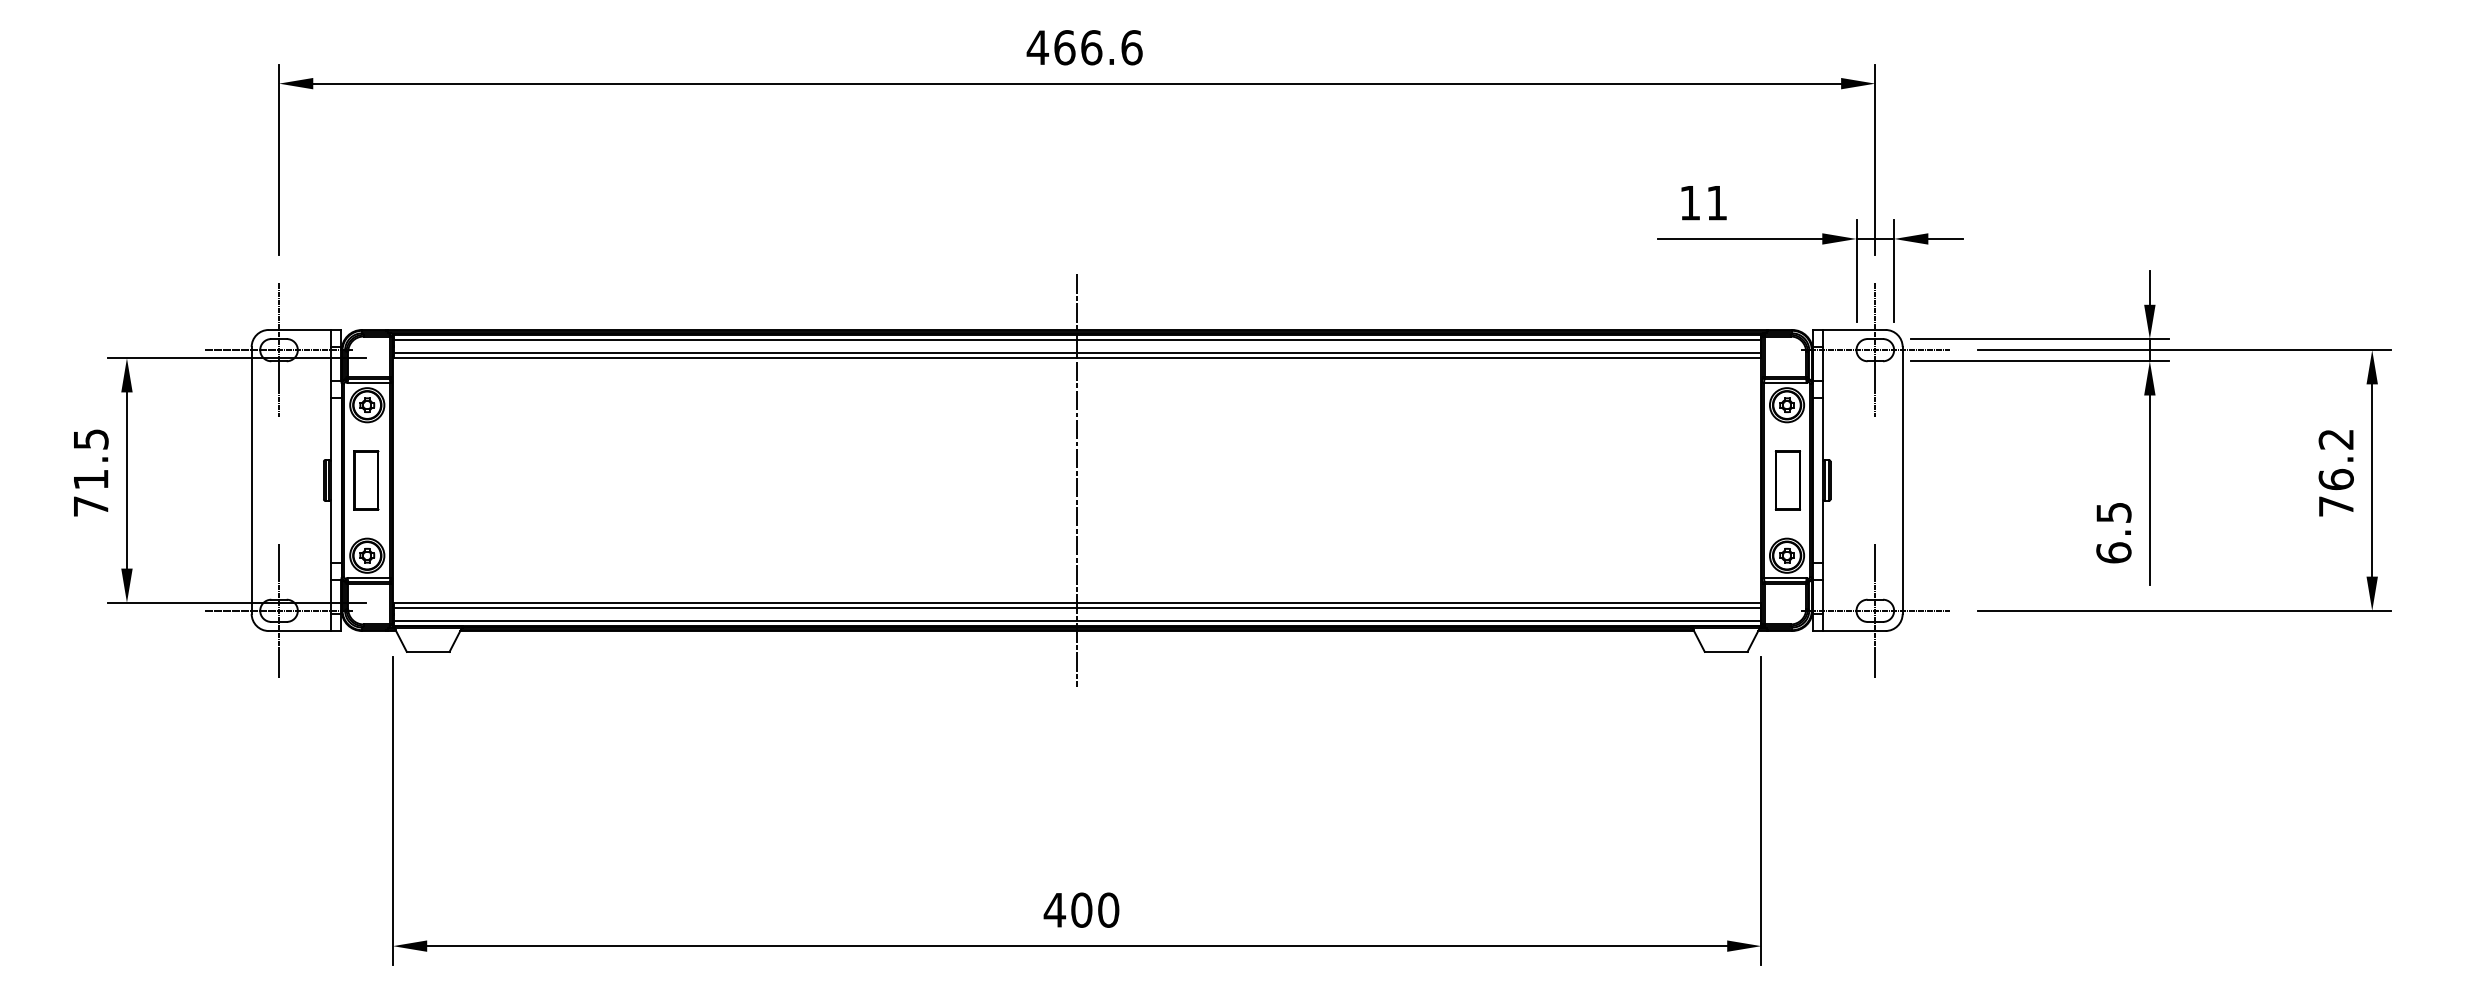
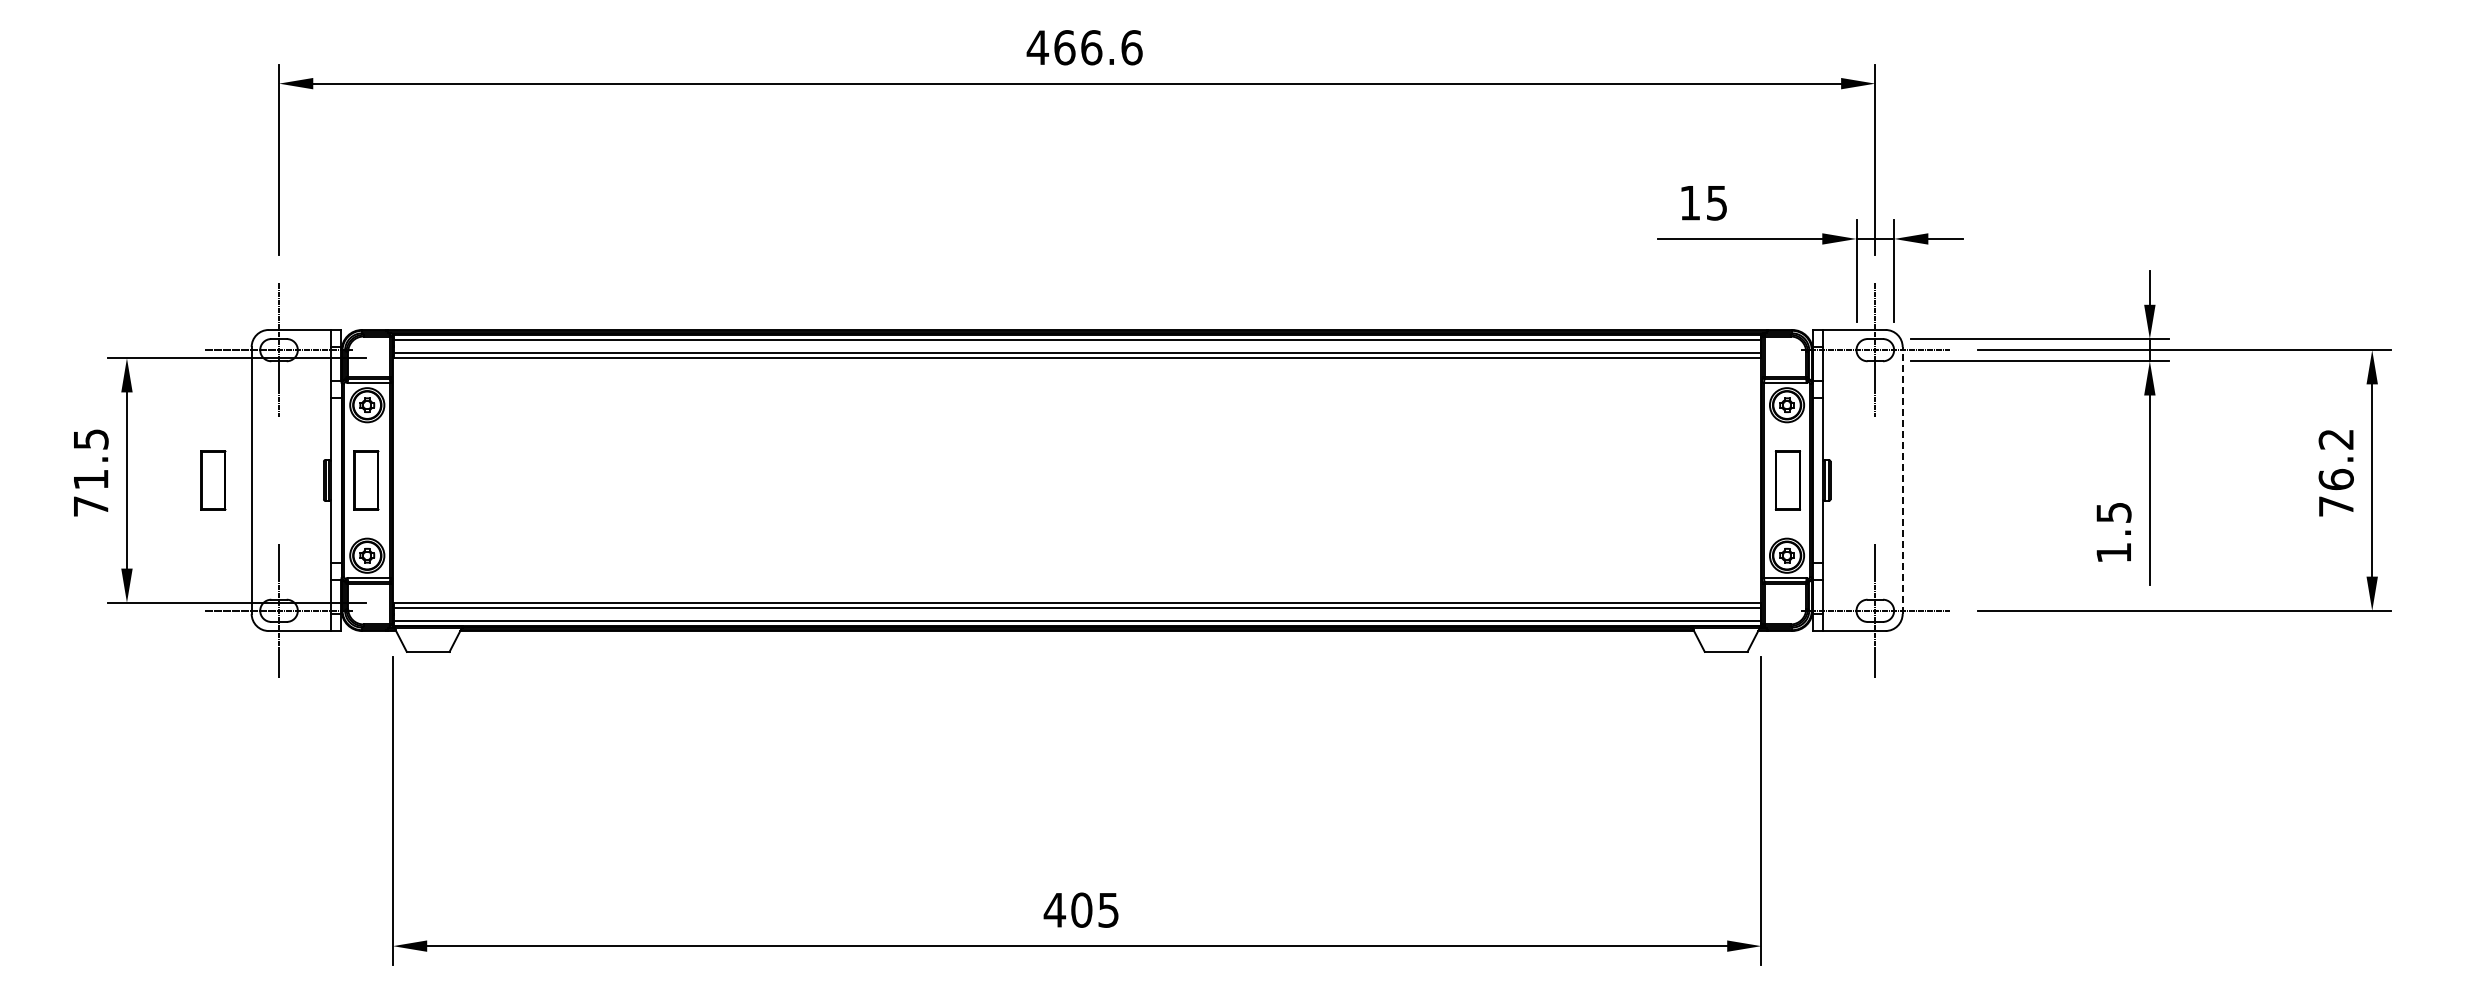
text: 11 -> 15 (1716, 203)
part: none -> present (213, 480)
line: present -> none (1077, 480)
line: solid -> dashed (1902, 480)
text: 6.5 -> 1.5 (2113, 552)
text: 400 -> 405 (1108, 909)
